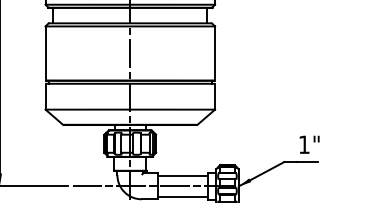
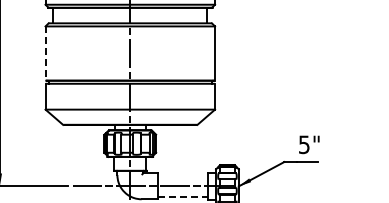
line: solid -> dashed (45, 54)
text: 1" -> 5" (304, 144)
line: present -> none (182, 176)
line: solid -> dashed (183, 196)
